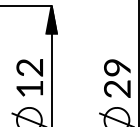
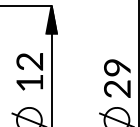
text position: (29, 77) -> (29, 71) (29, 71)
